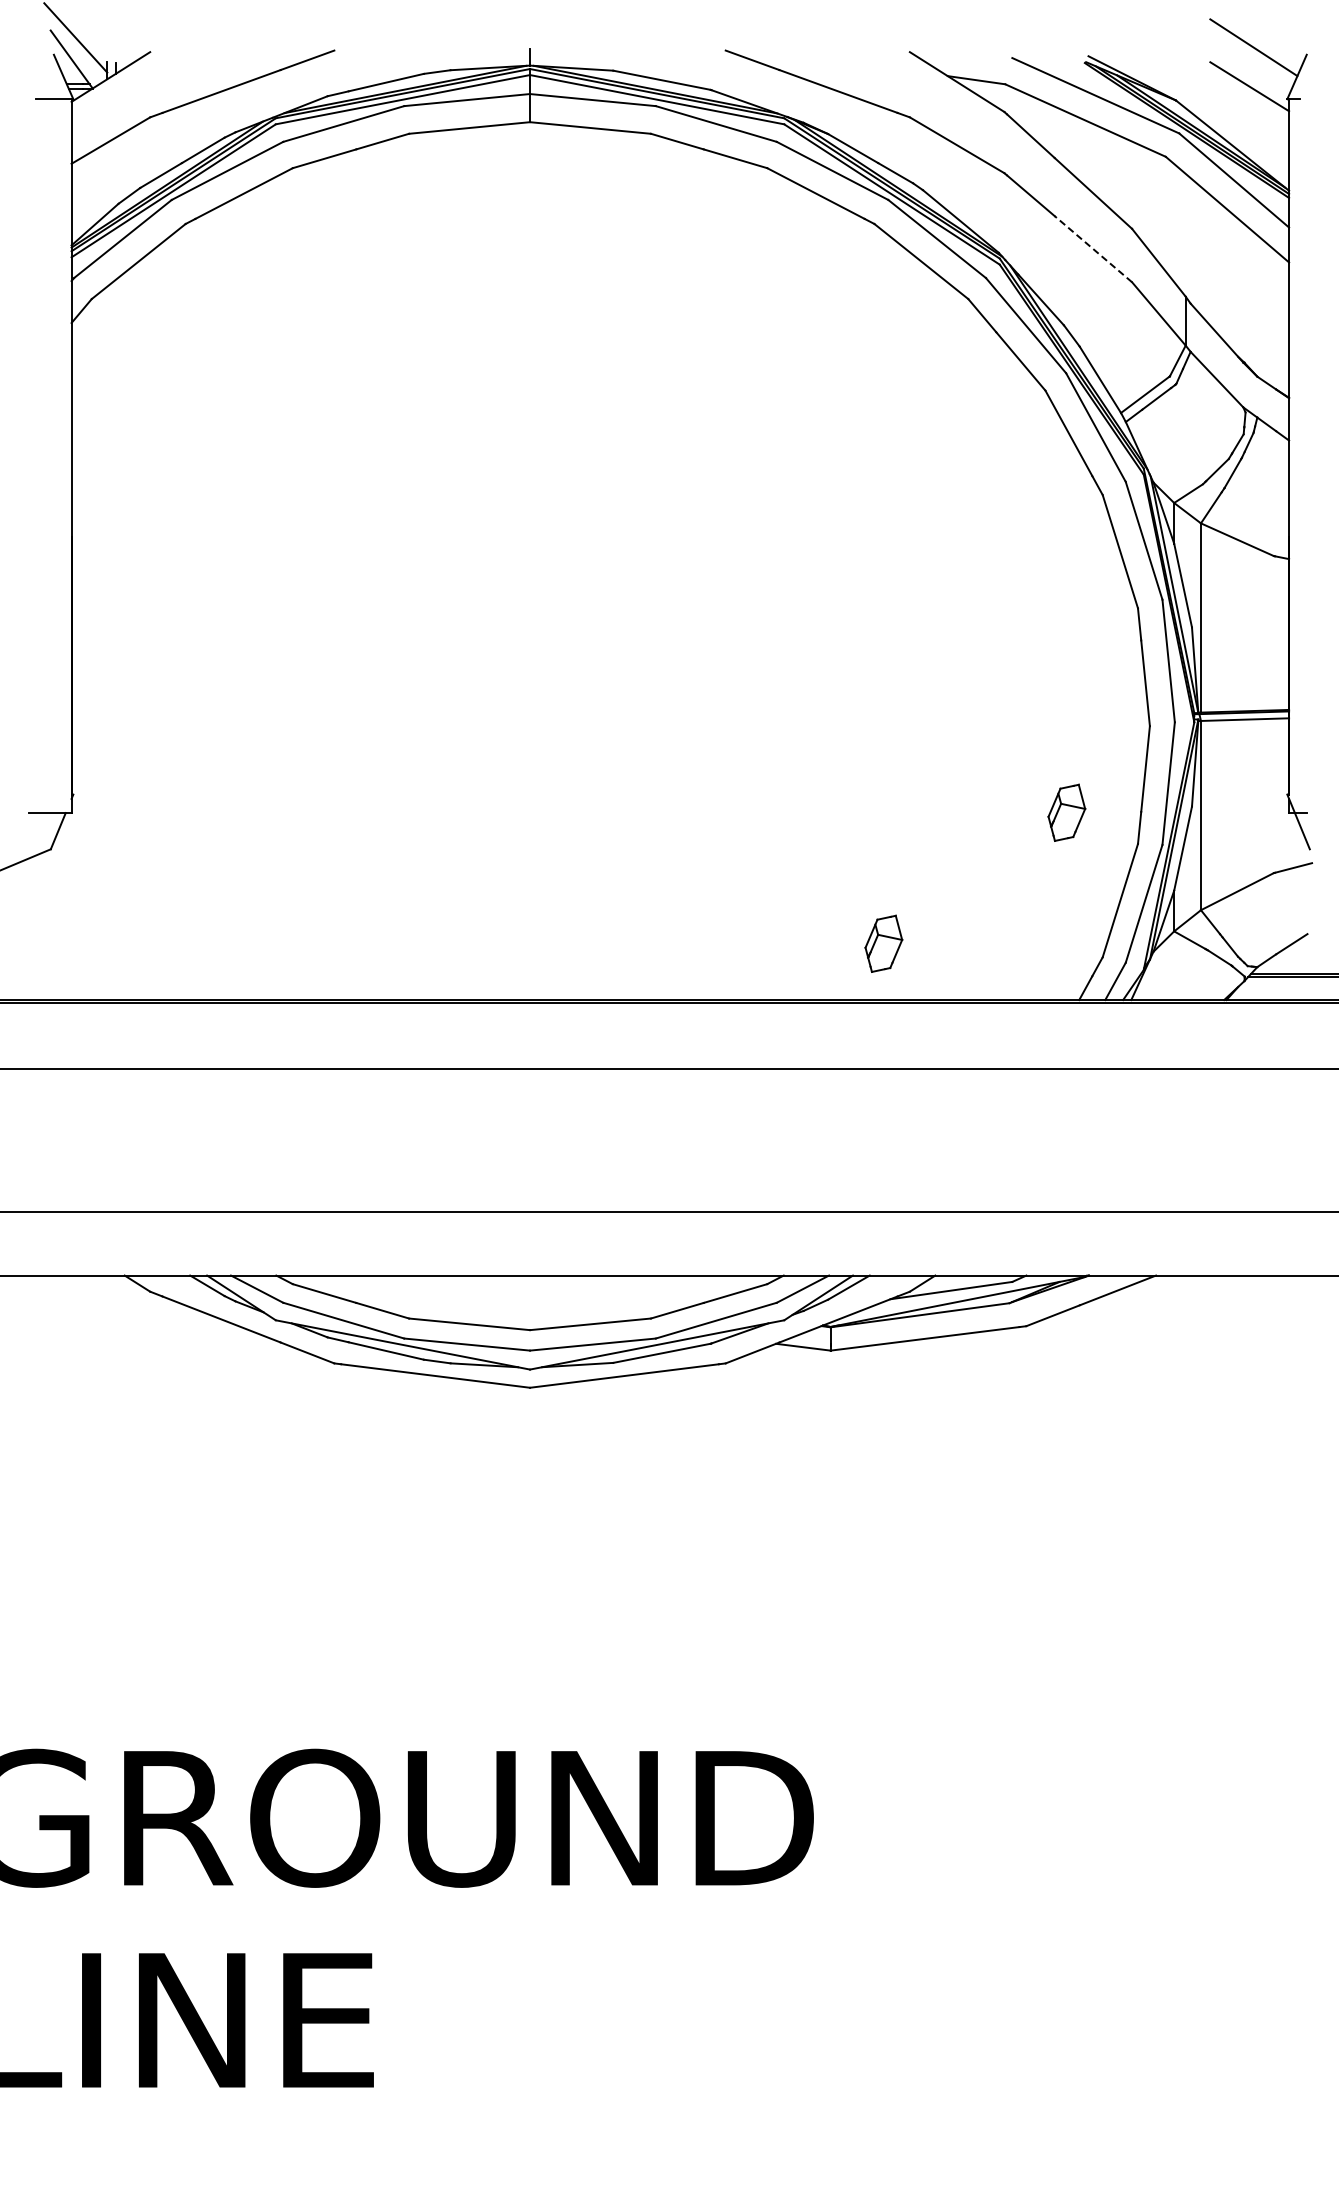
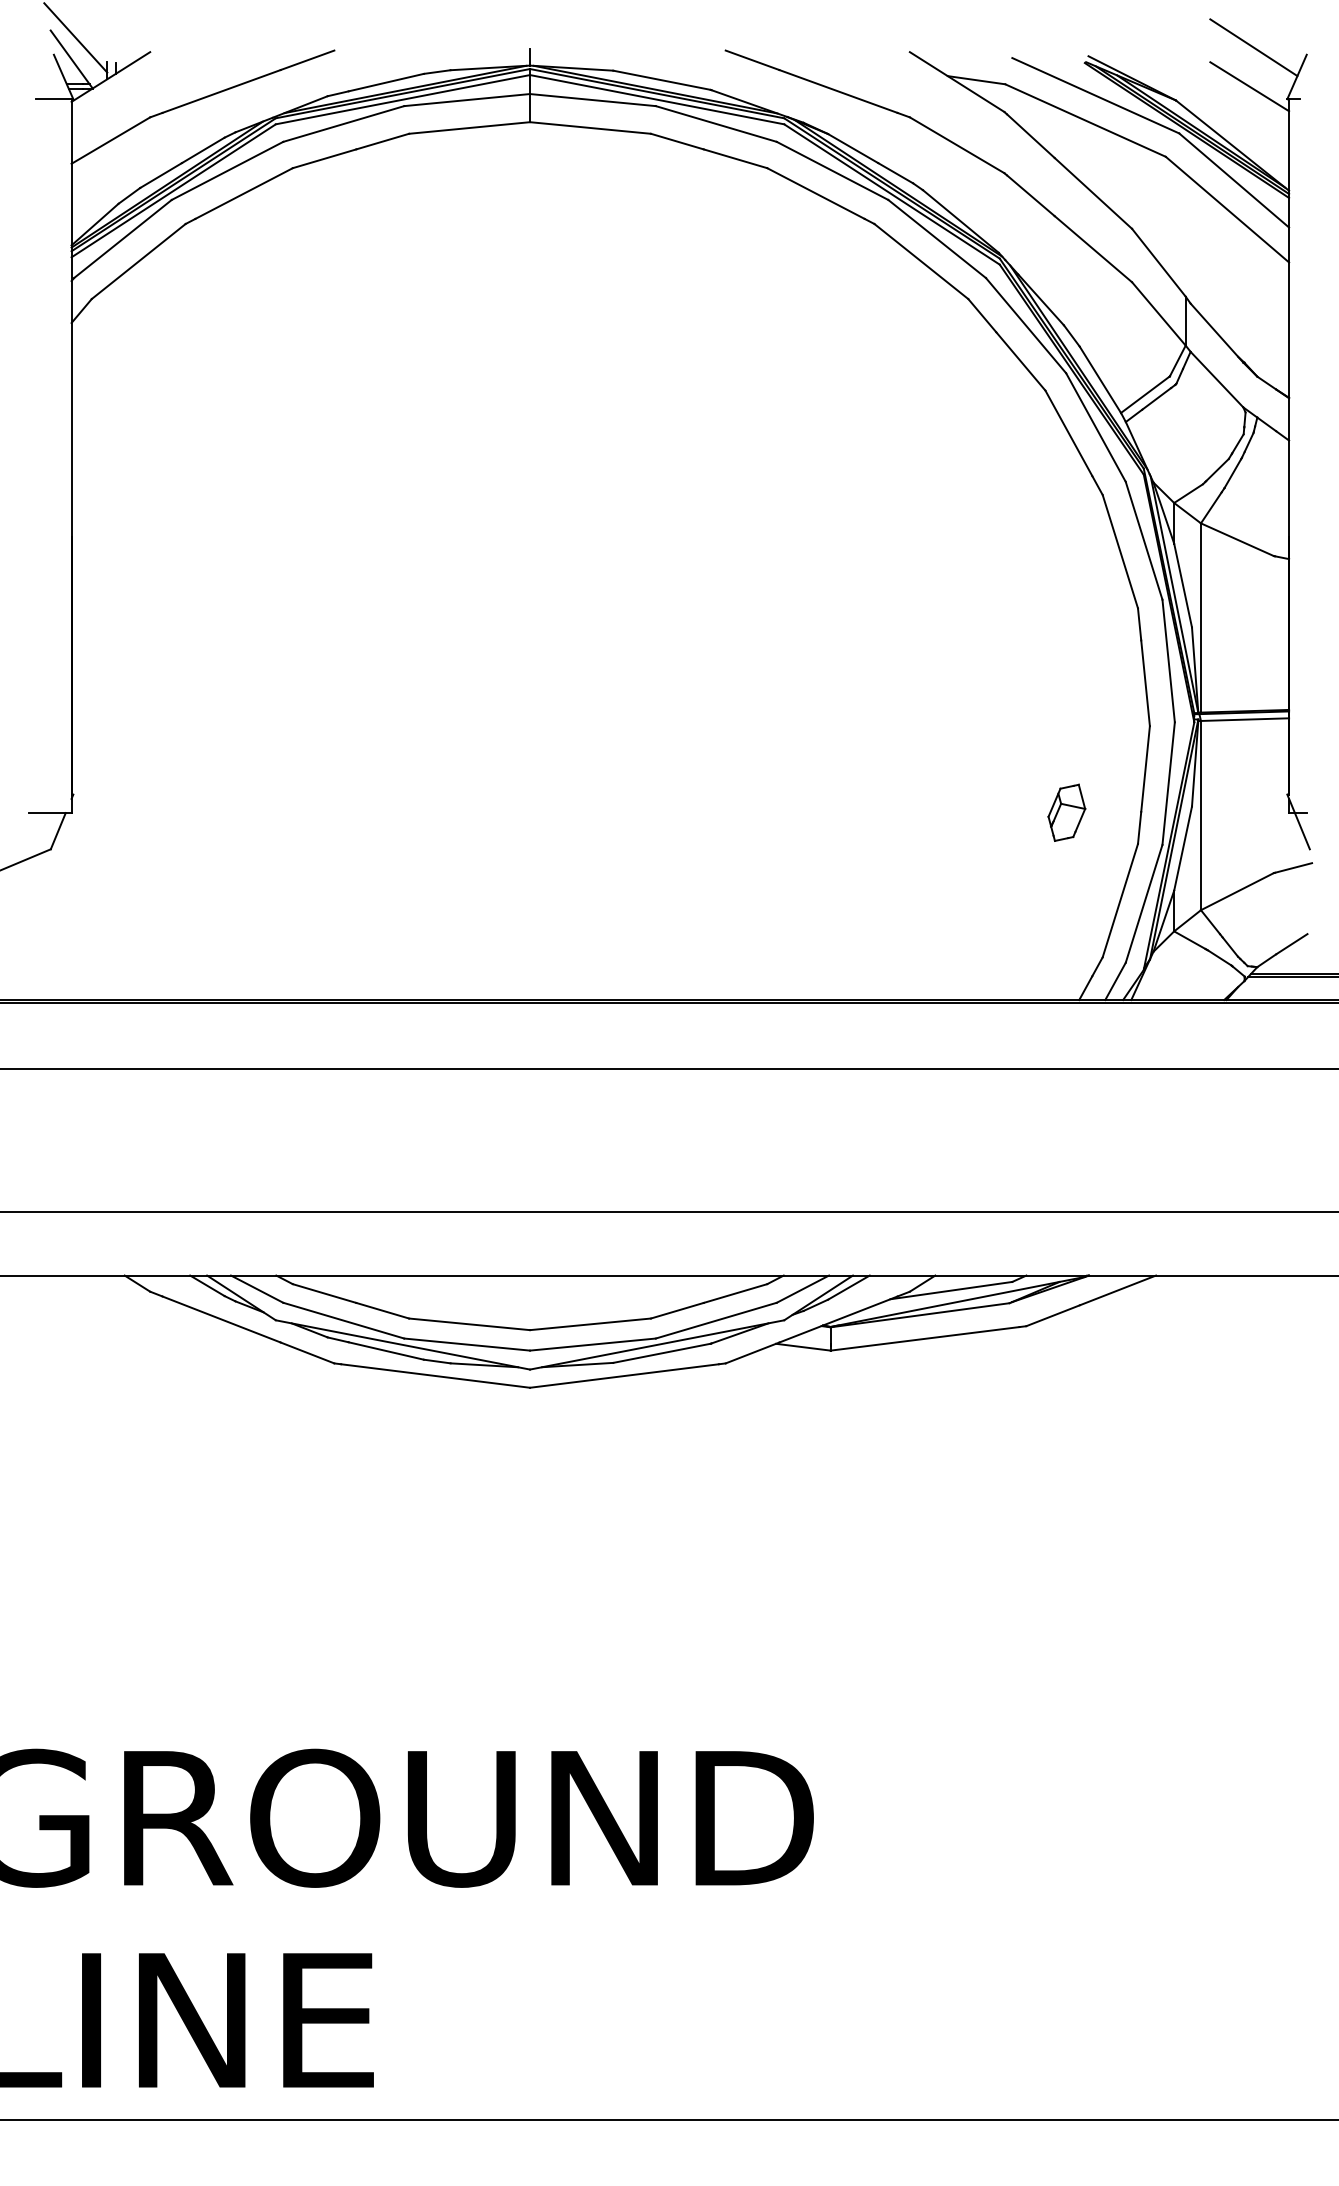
line: dashed -> solid (1093, 249)
part: present -> none (883, 943)
line: none -> present (668, 2120)
